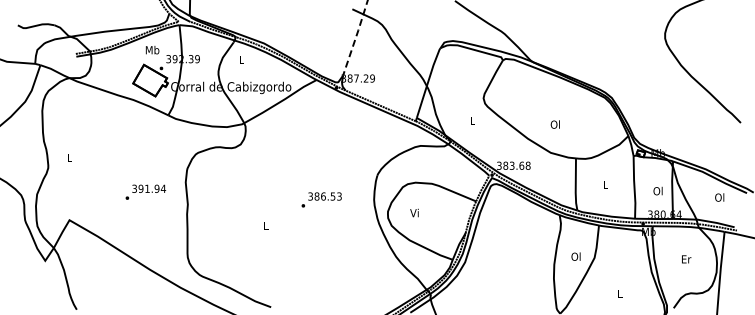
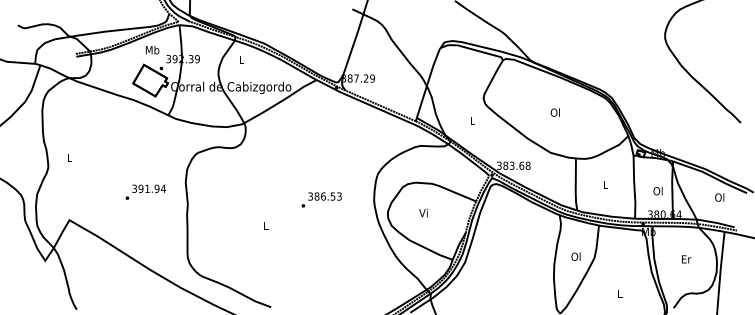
line: dashed -> solid (355, 37)
text position: (554, 124) -> (554, 112) (554, 112)
text position: (414, 212) -> (423, 212) (423, 212)
